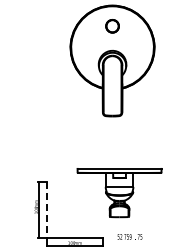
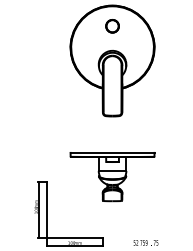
part position: (119, 193) -> (112, 177) (112, 177)
line: dashed -> solid (46, 210)
text position: (129, 236) -> (145, 242) (145, 242)
